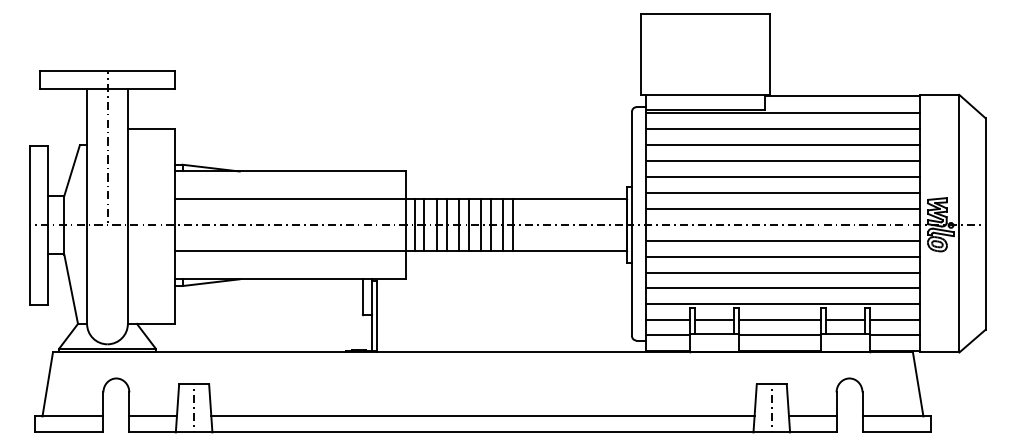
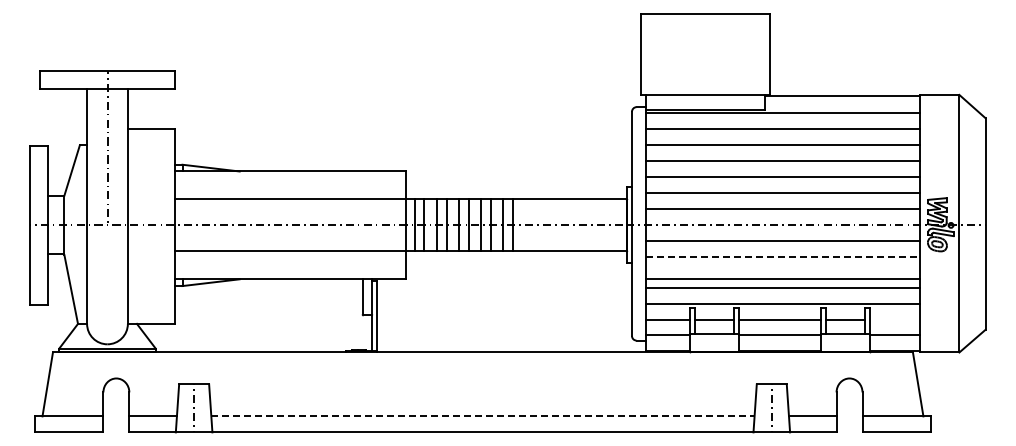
line: solid -> dashed (783, 256)
line position: (782, 272) -> (782, 278) (782, 278)
line: present -> none (895, 319)
line: solid -> dashed (482, 416)
